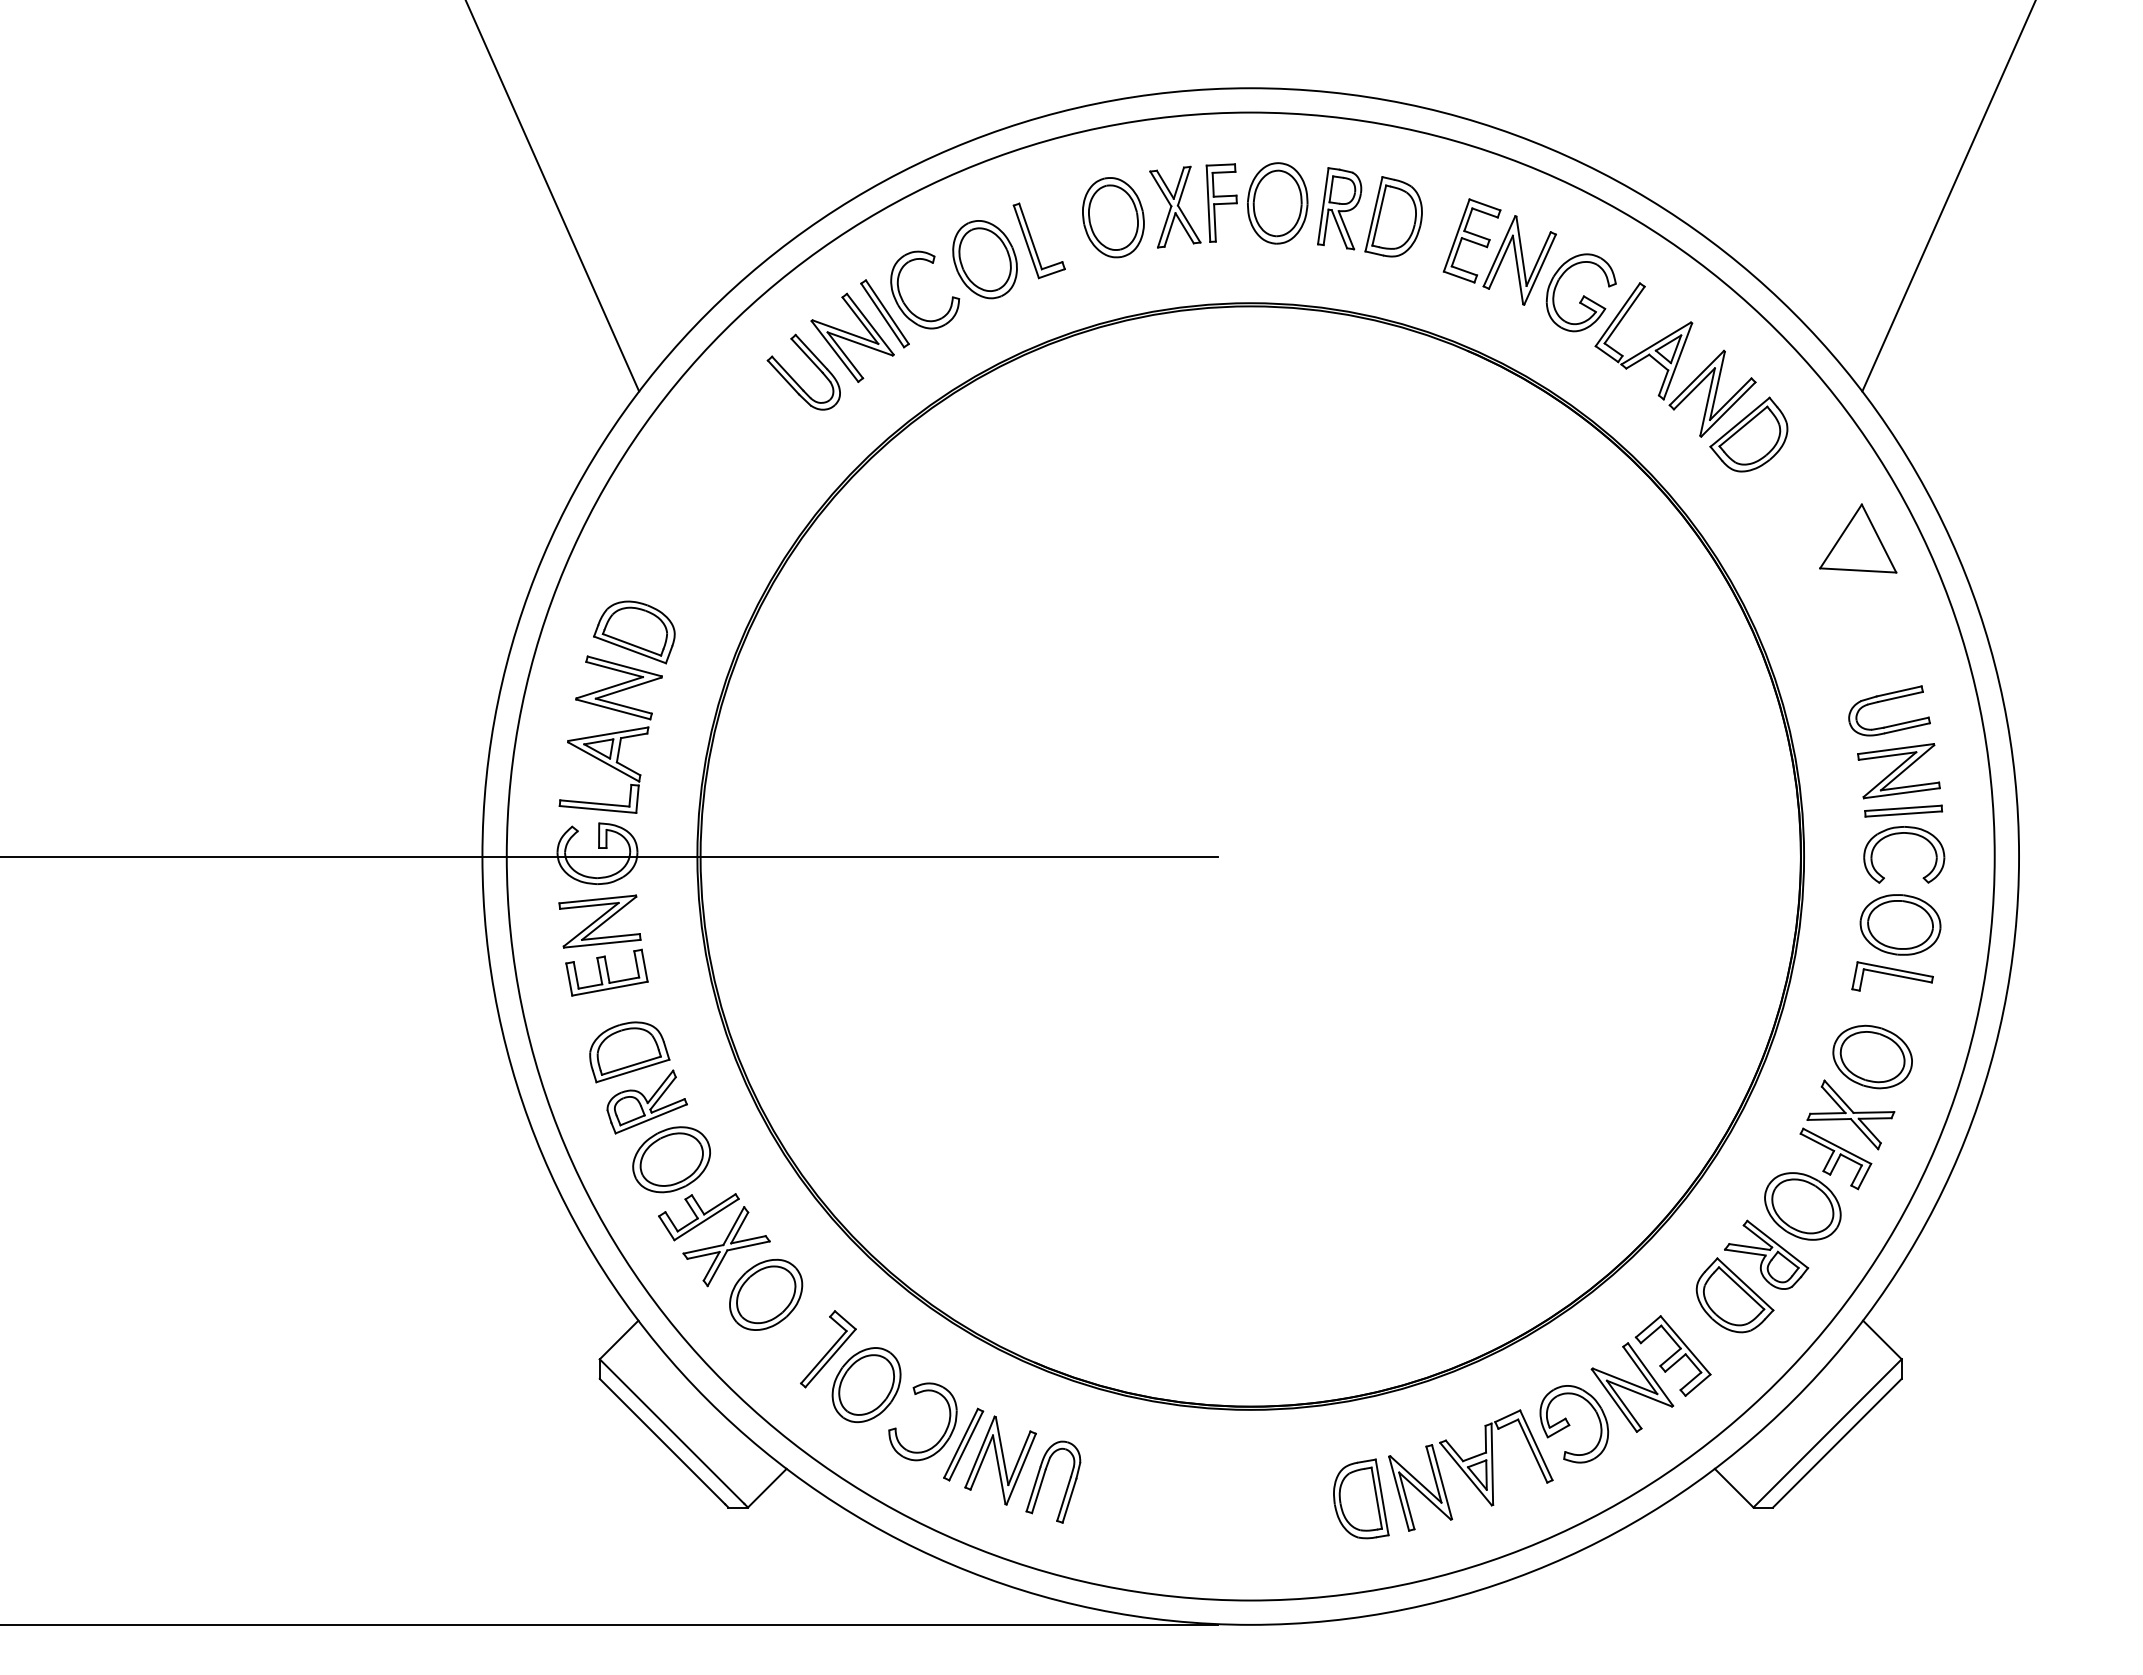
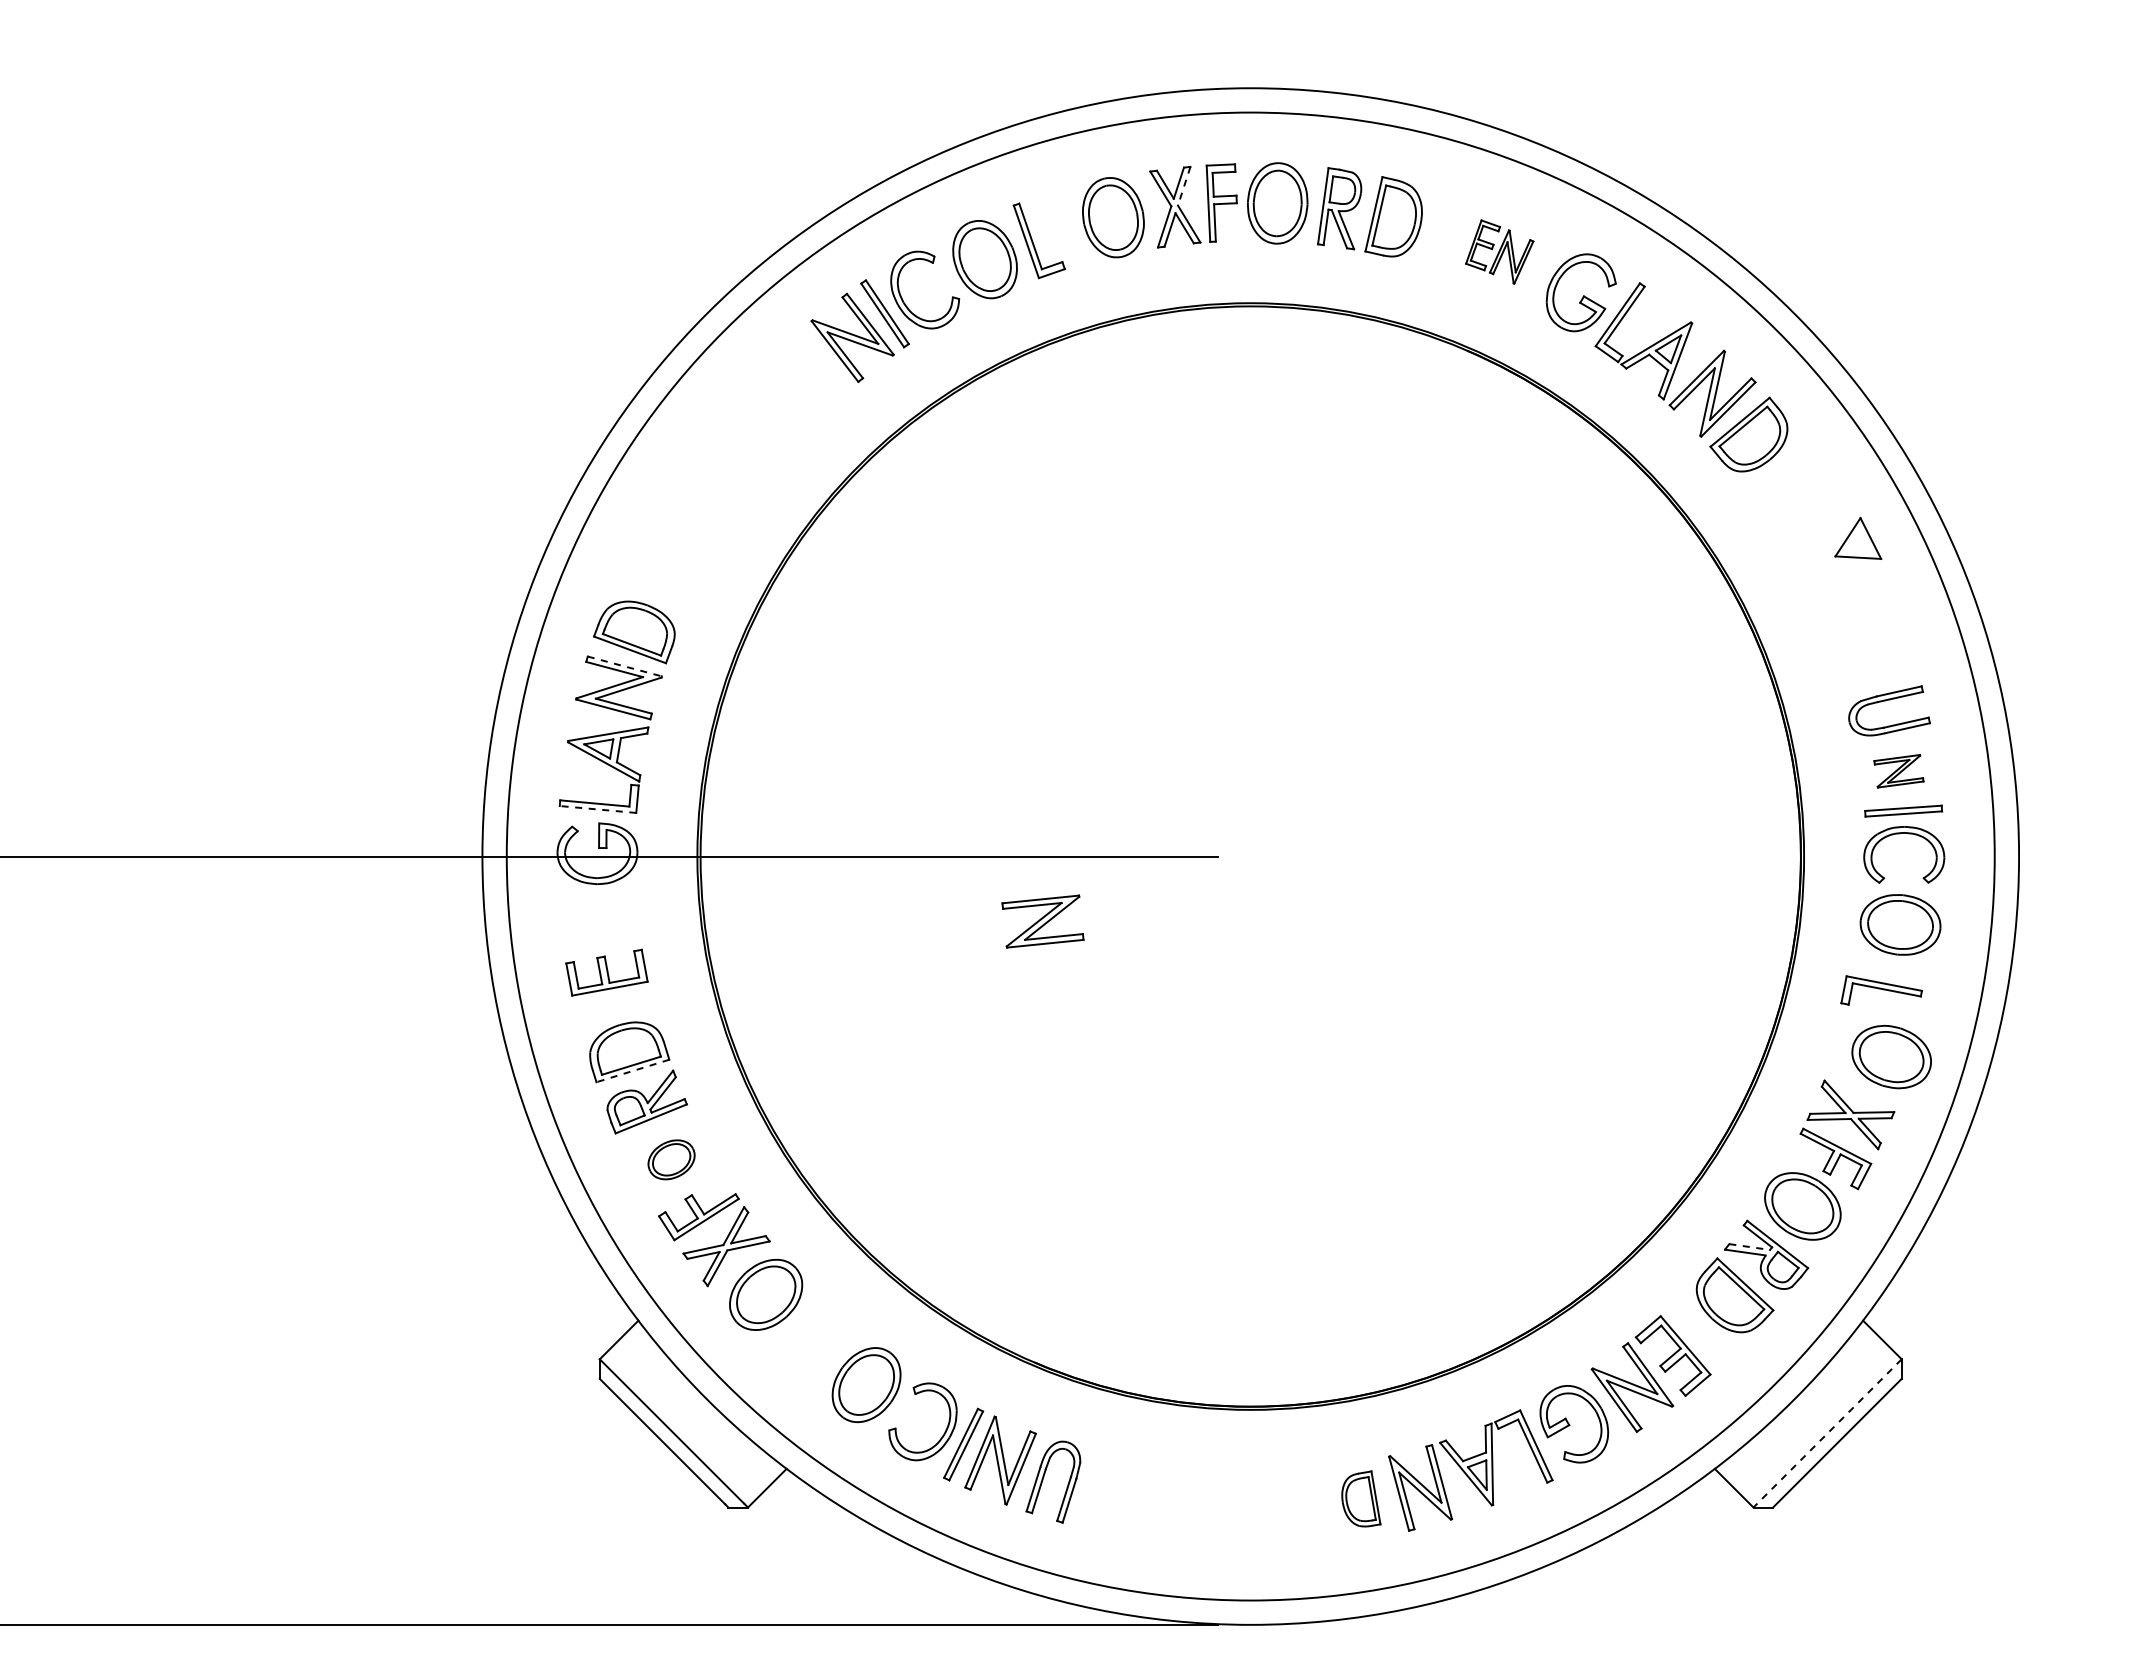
line: solid -> dashed (1184, 186)
line: present -> none (552, 196)
line: present -> none (1948, 196)
part size: 115x108 px -> 70x66 px (1499, 251)
part: present -> none (811, 362)
part size: 79x71 px -> 49x43 px (1858, 538)
line: solid -> dashed (625, 666)
part size: 84x57 px -> 52x35 px (1898, 771)
line: solid -> dashed (597, 809)
part position: (599, 921) -> (1042, 921) (1042, 921)
part position: (1892, 976) -> (1881, 990) (1881, 990)
part position: (1872, 1056) -> (1891, 1056) (1891, 1056)
line: solid -> dashed (632, 1071)
part size: 79x68 px -> 49x42 px (671, 1159)
line: solid -> dashed (1749, 1247)
part: present -> none (828, 1349)
line: solid -> dashed (1827, 1433)
part size: 57x82 px -> 41x58 px (1361, 1498)
